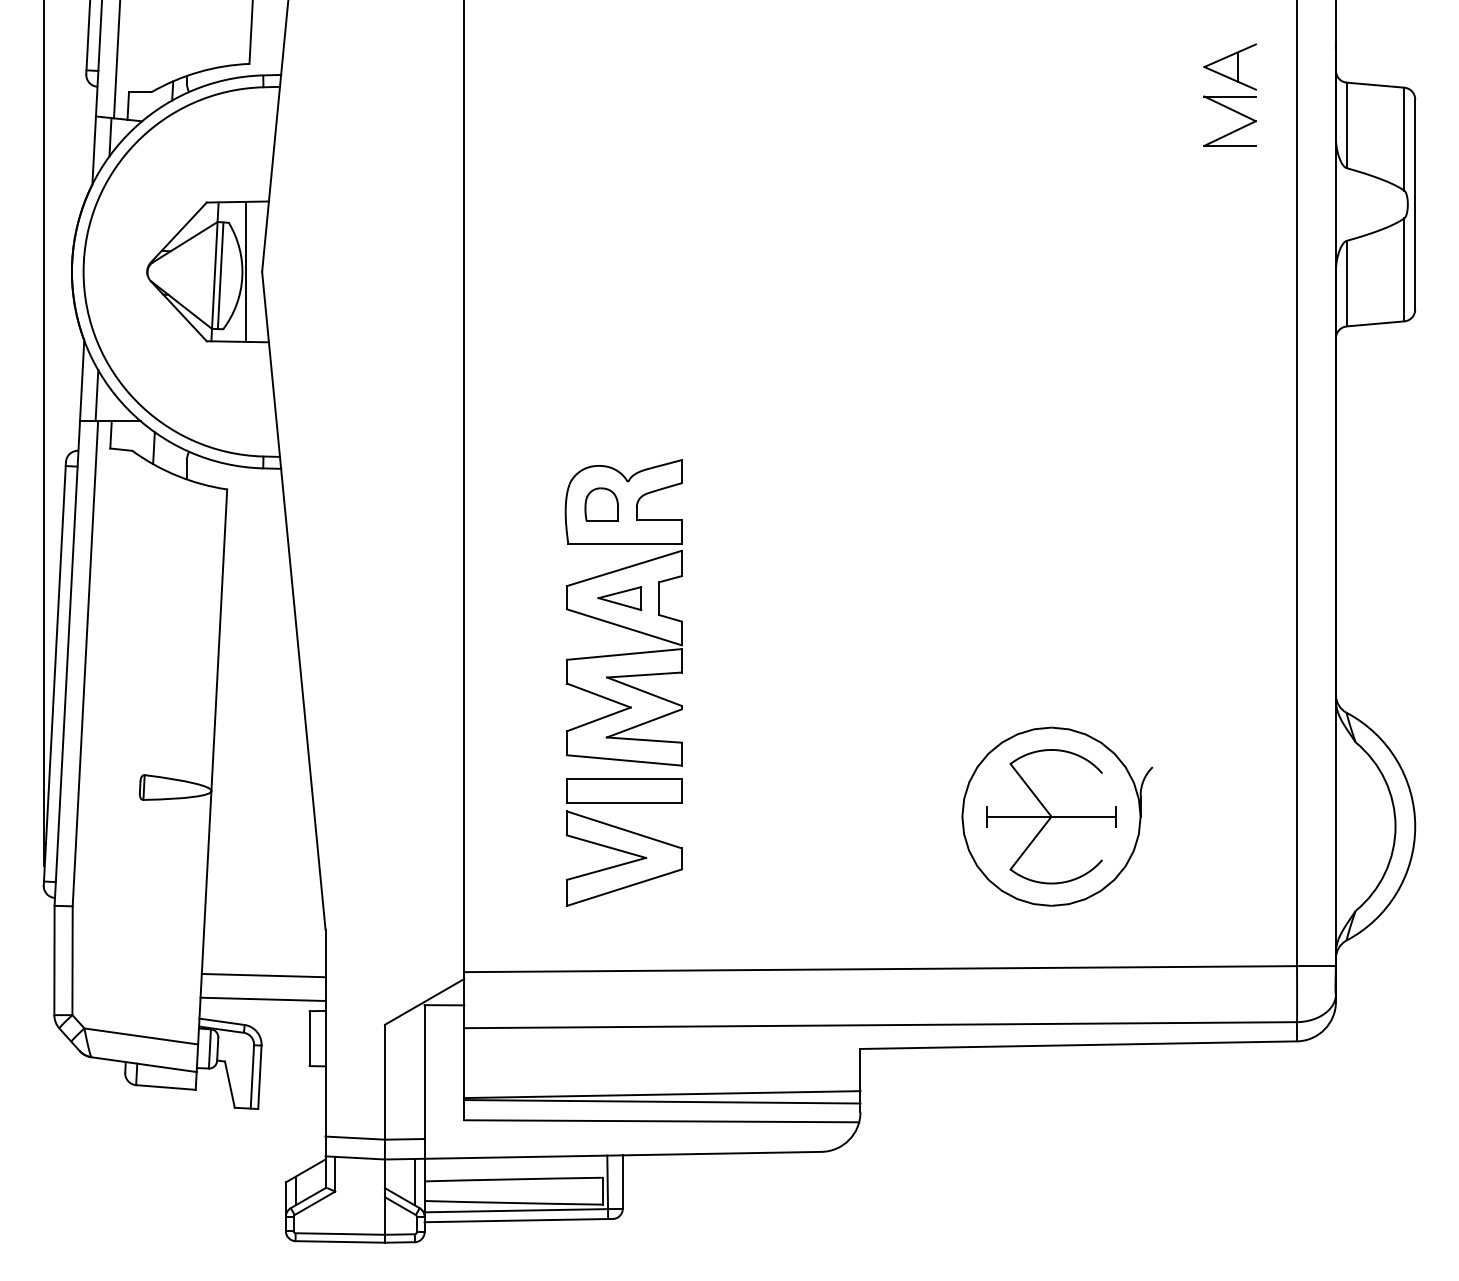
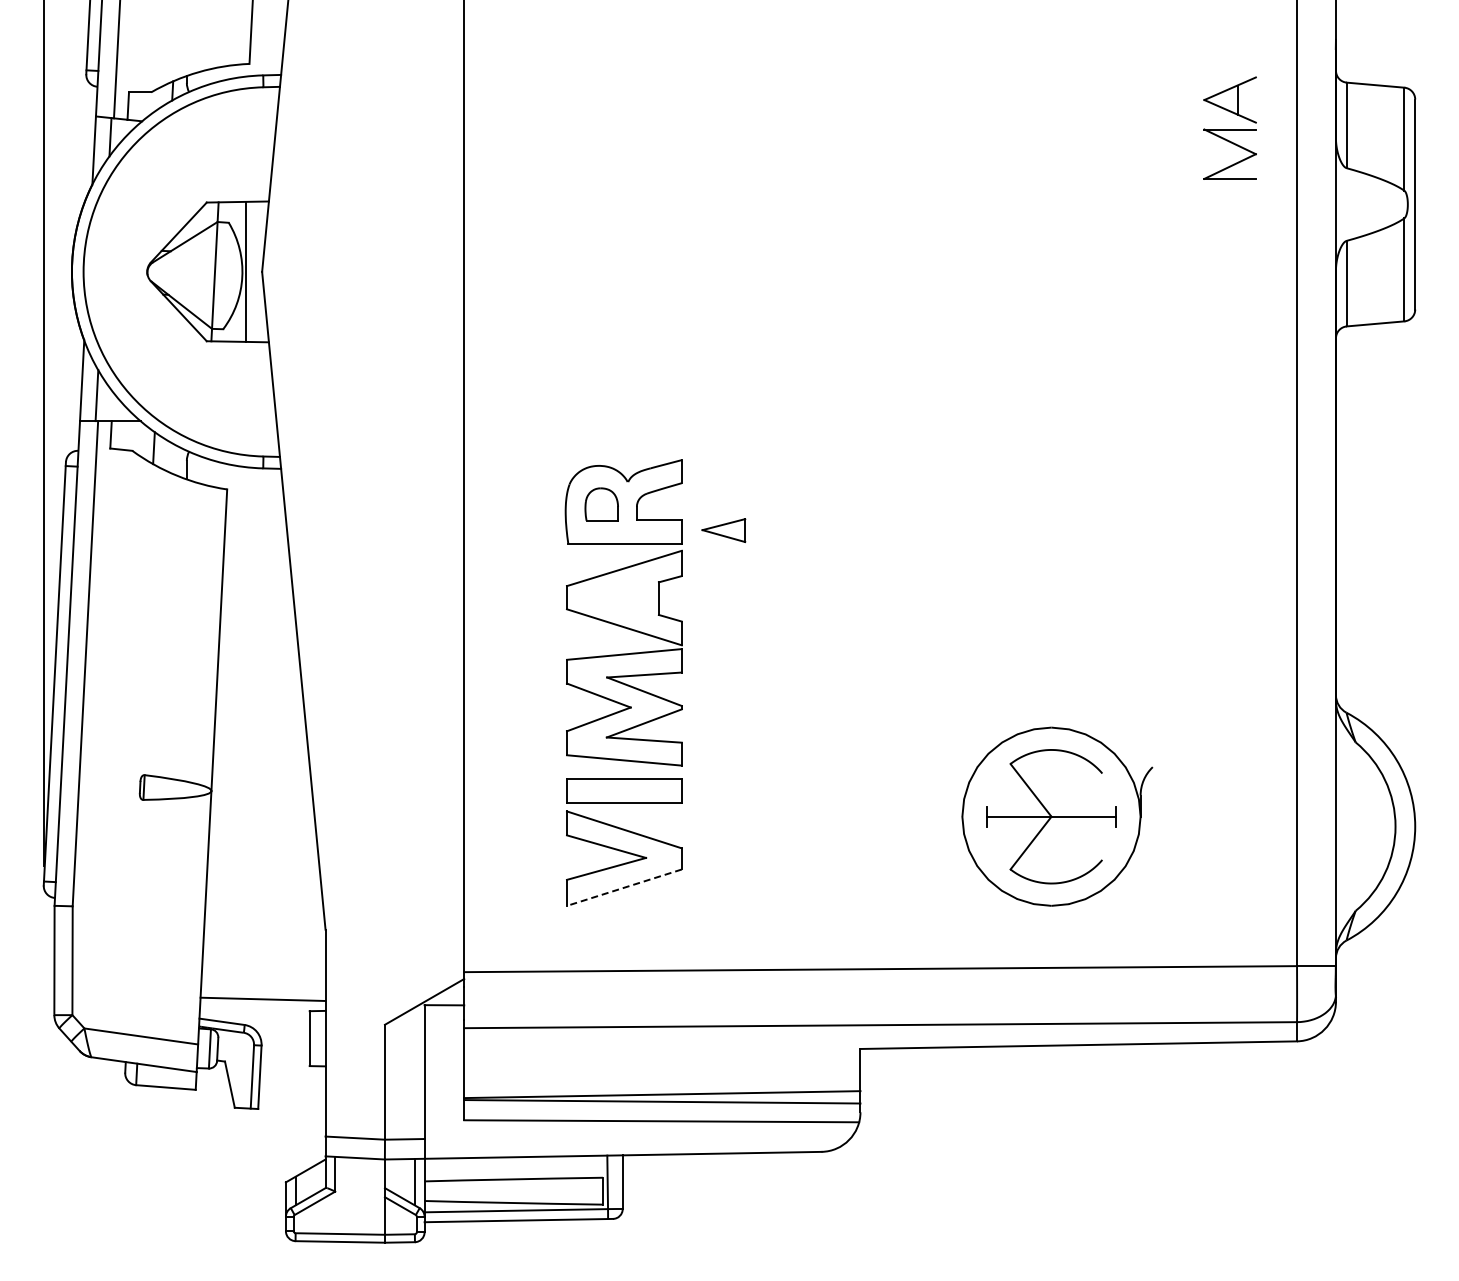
part position: (1229, 94) -> (1229, 127) (1229, 127)
line: present -> none (220, 275)
part position: (619, 598) -> (723, 530) (723, 530)
line: solid -> dashed (623, 887)
line: present -> none (263, 975)
